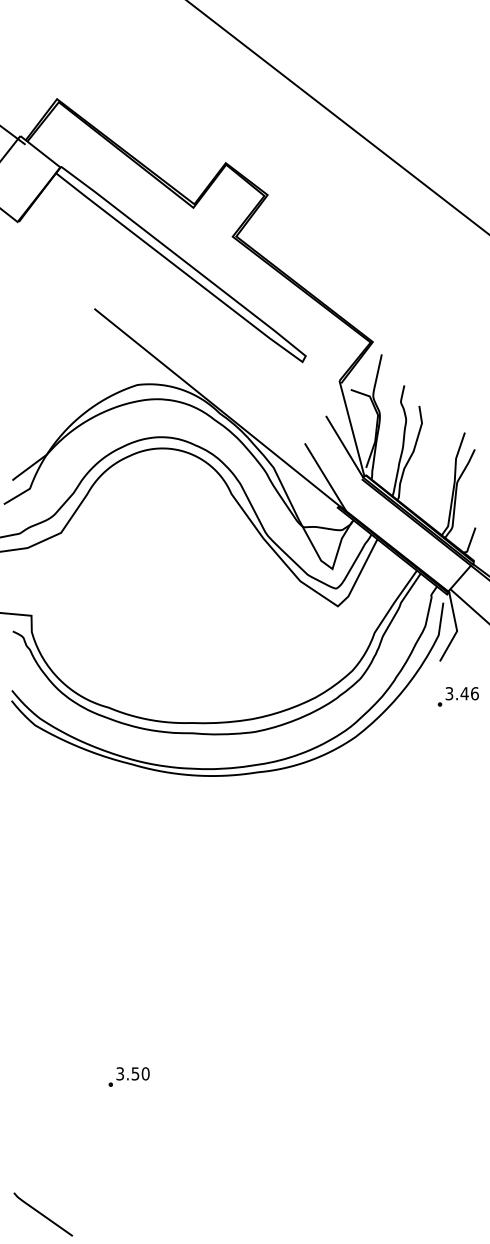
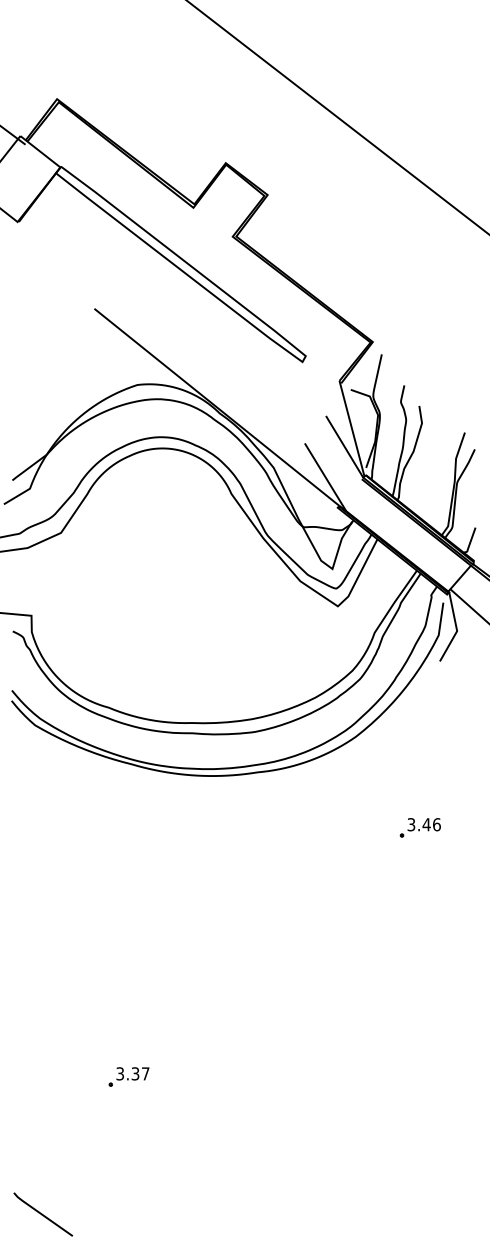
part position: (457, 696) -> (419, 827) (419, 827)
text: 3.50 -> 3.37 (140, 1073)
